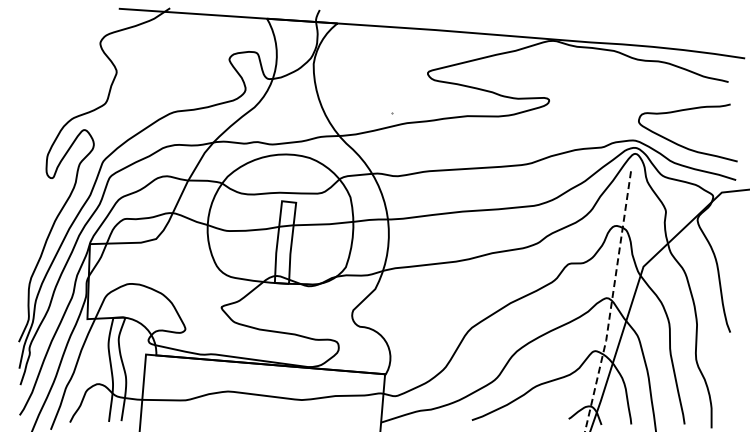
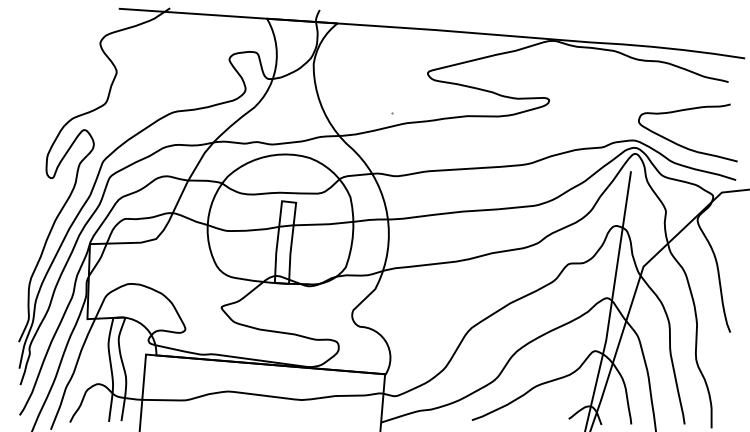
line: dashed -> solid (611, 303)
